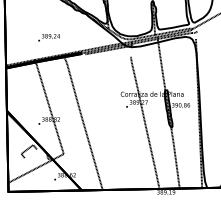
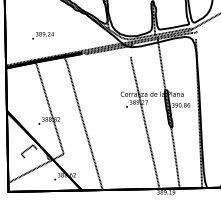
text position: (48, 37) -> (42, 35) (42, 35)
